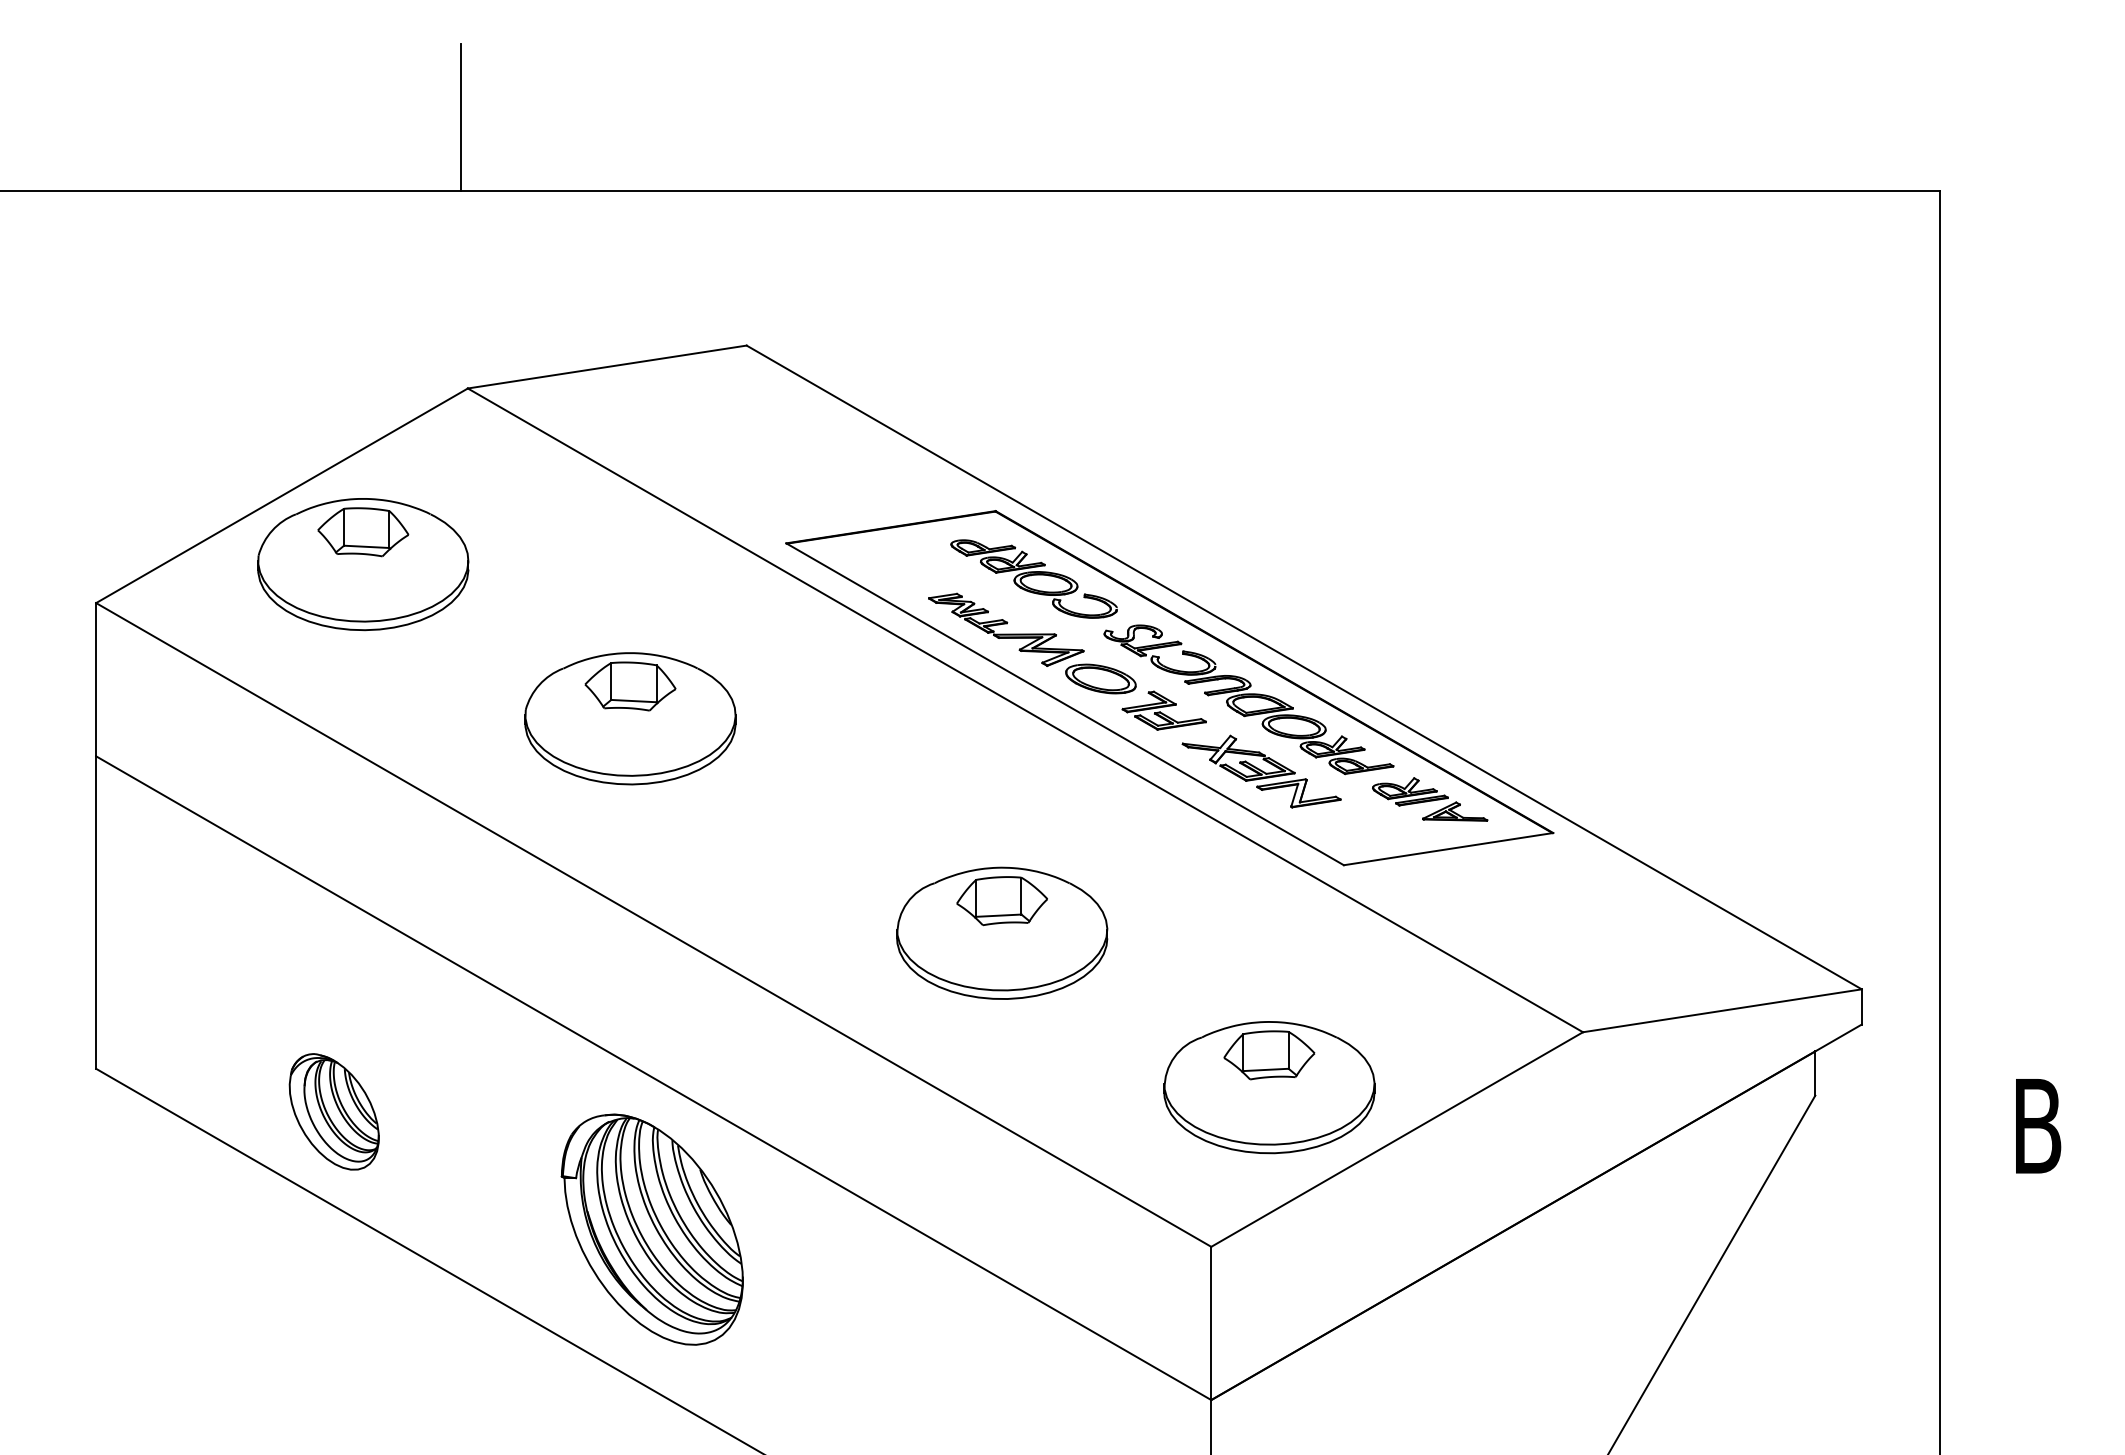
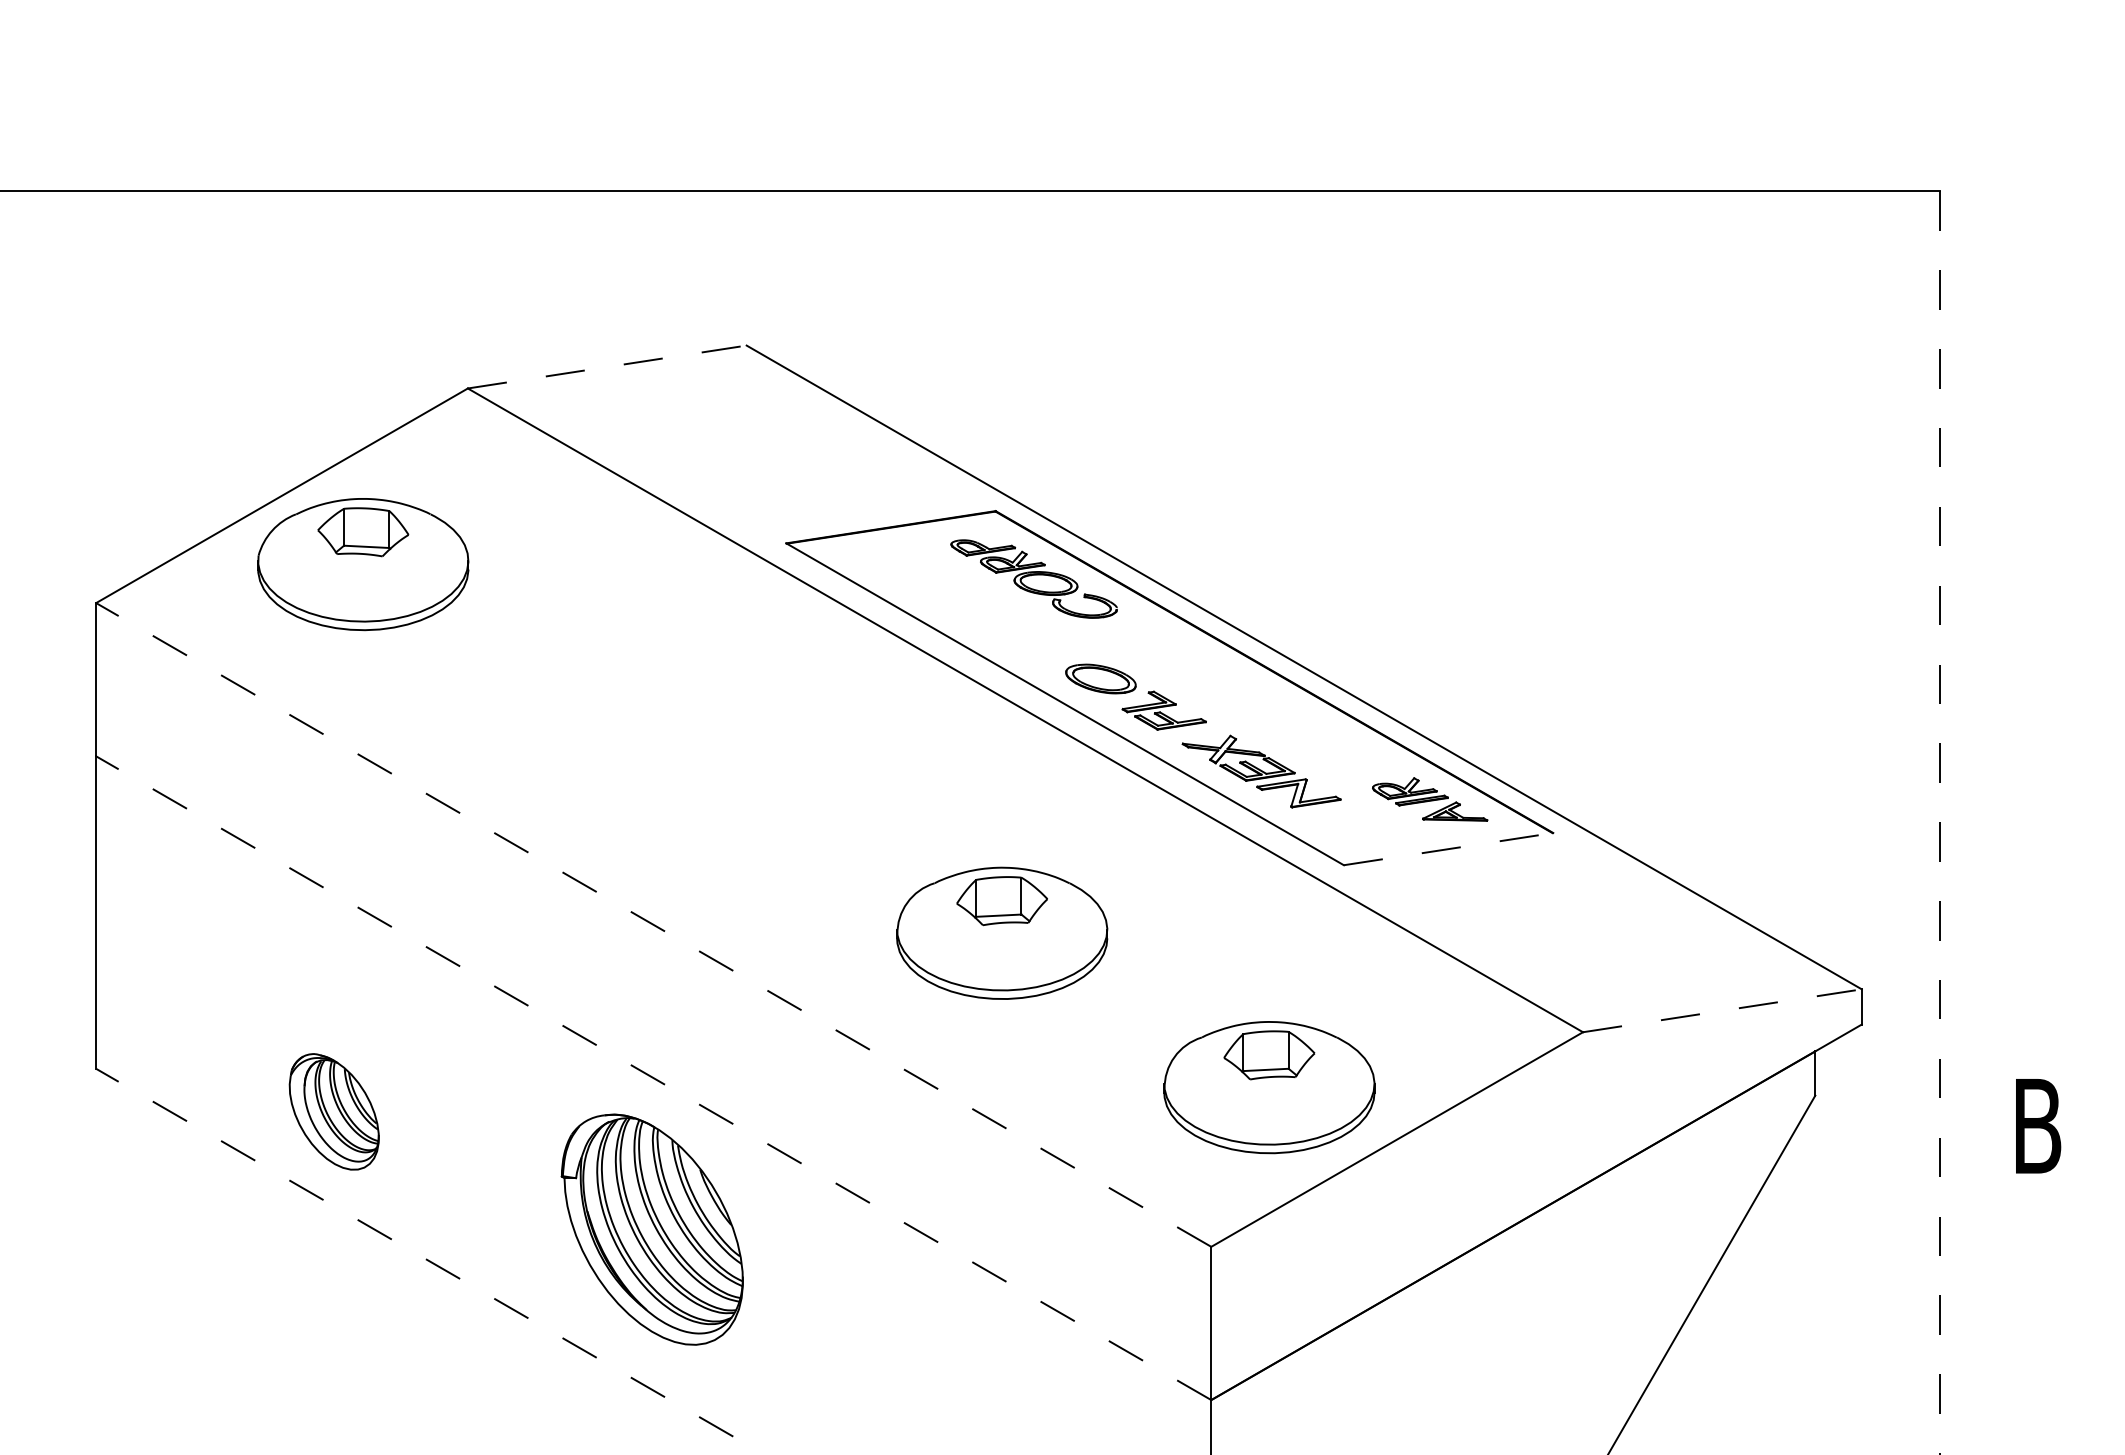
line: present -> none (461, 117)
line: solid -> dashed (607, 366)
part: present -> none (1006, 629)
part: present -> none (1248, 699)
part: present -> none (630, 718)
line: solid -> dashed (1939, 823)
line: solid -> dashed (1448, 849)
line: solid -> dashed (653, 924)
line: solid -> dashed (1722, 1010)
line: solid -> dashed (653, 1078)
line: solid -> dashed (430, 1261)
